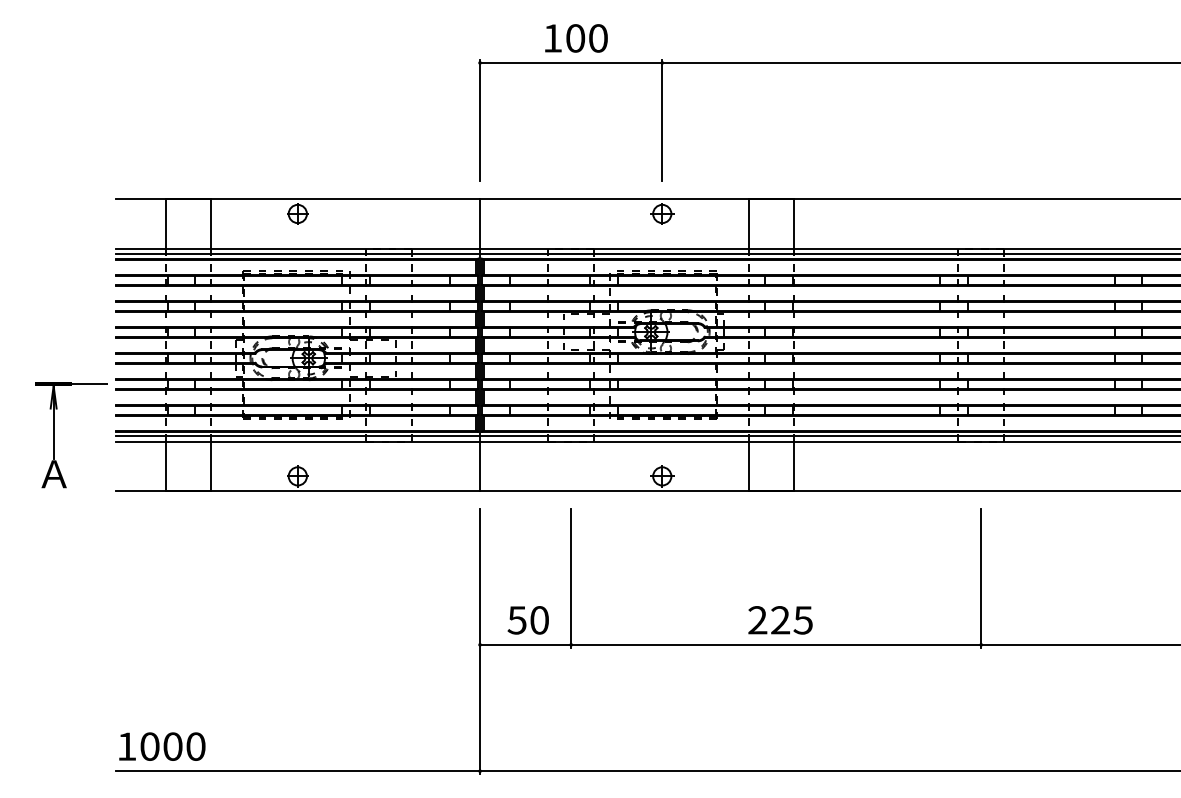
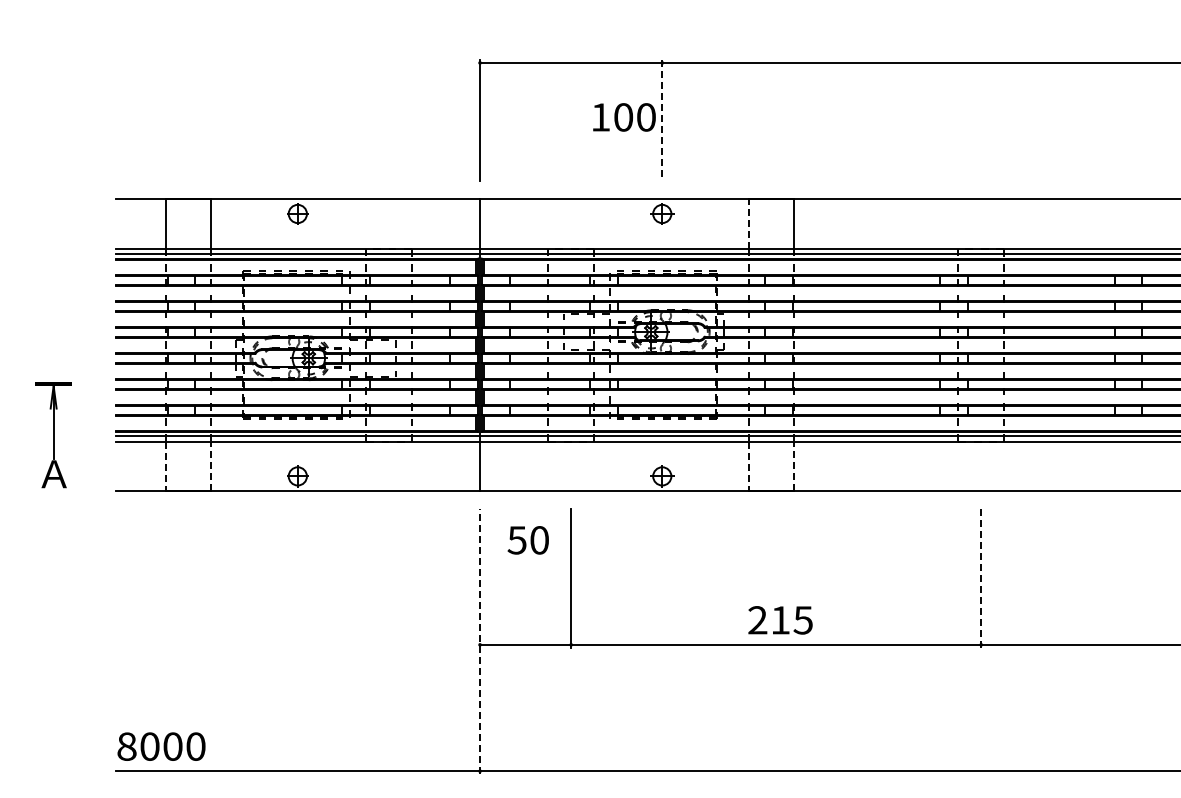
text position: (576, 38) -> (624, 117) (624, 117)
line: solid -> dashed (662, 121)
line: solid -> dashed (748, 224)
line: present -> none (89, 384)
line: solid -> dashed (165, 466)
line: solid -> dashed (211, 466)
line: solid -> dashed (748, 466)
line: solid -> dashed (794, 466)
line: solid -> dashed (981, 577)
text position: (527, 620) -> (527, 540) (527, 540)
text: 225 -> 215 (780, 620)
line: solid -> dashed (480, 641)
text: 1000 -> 8000 (126, 746)
